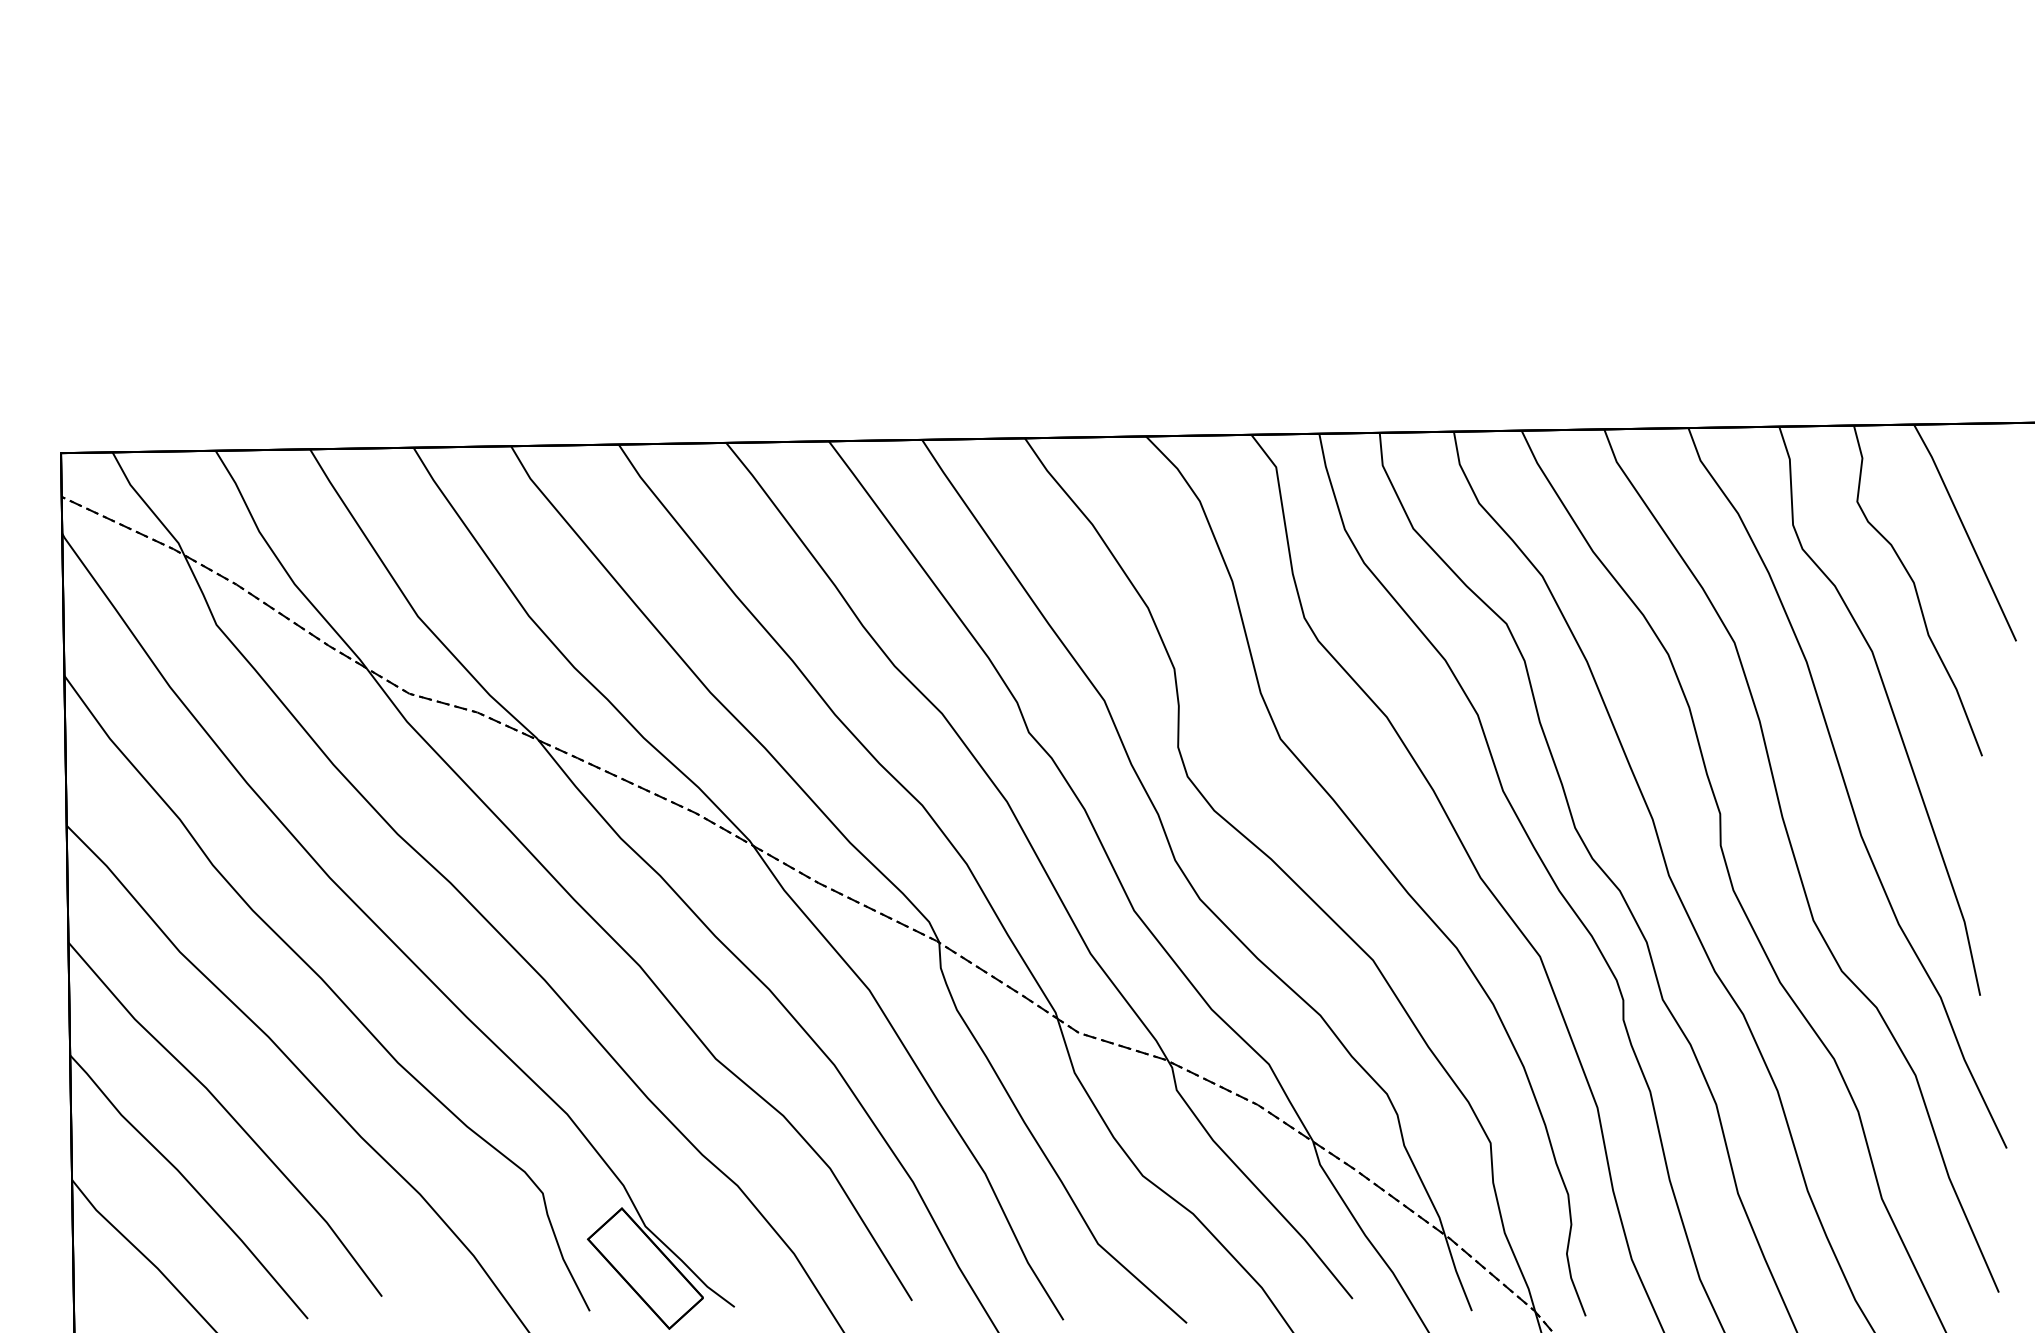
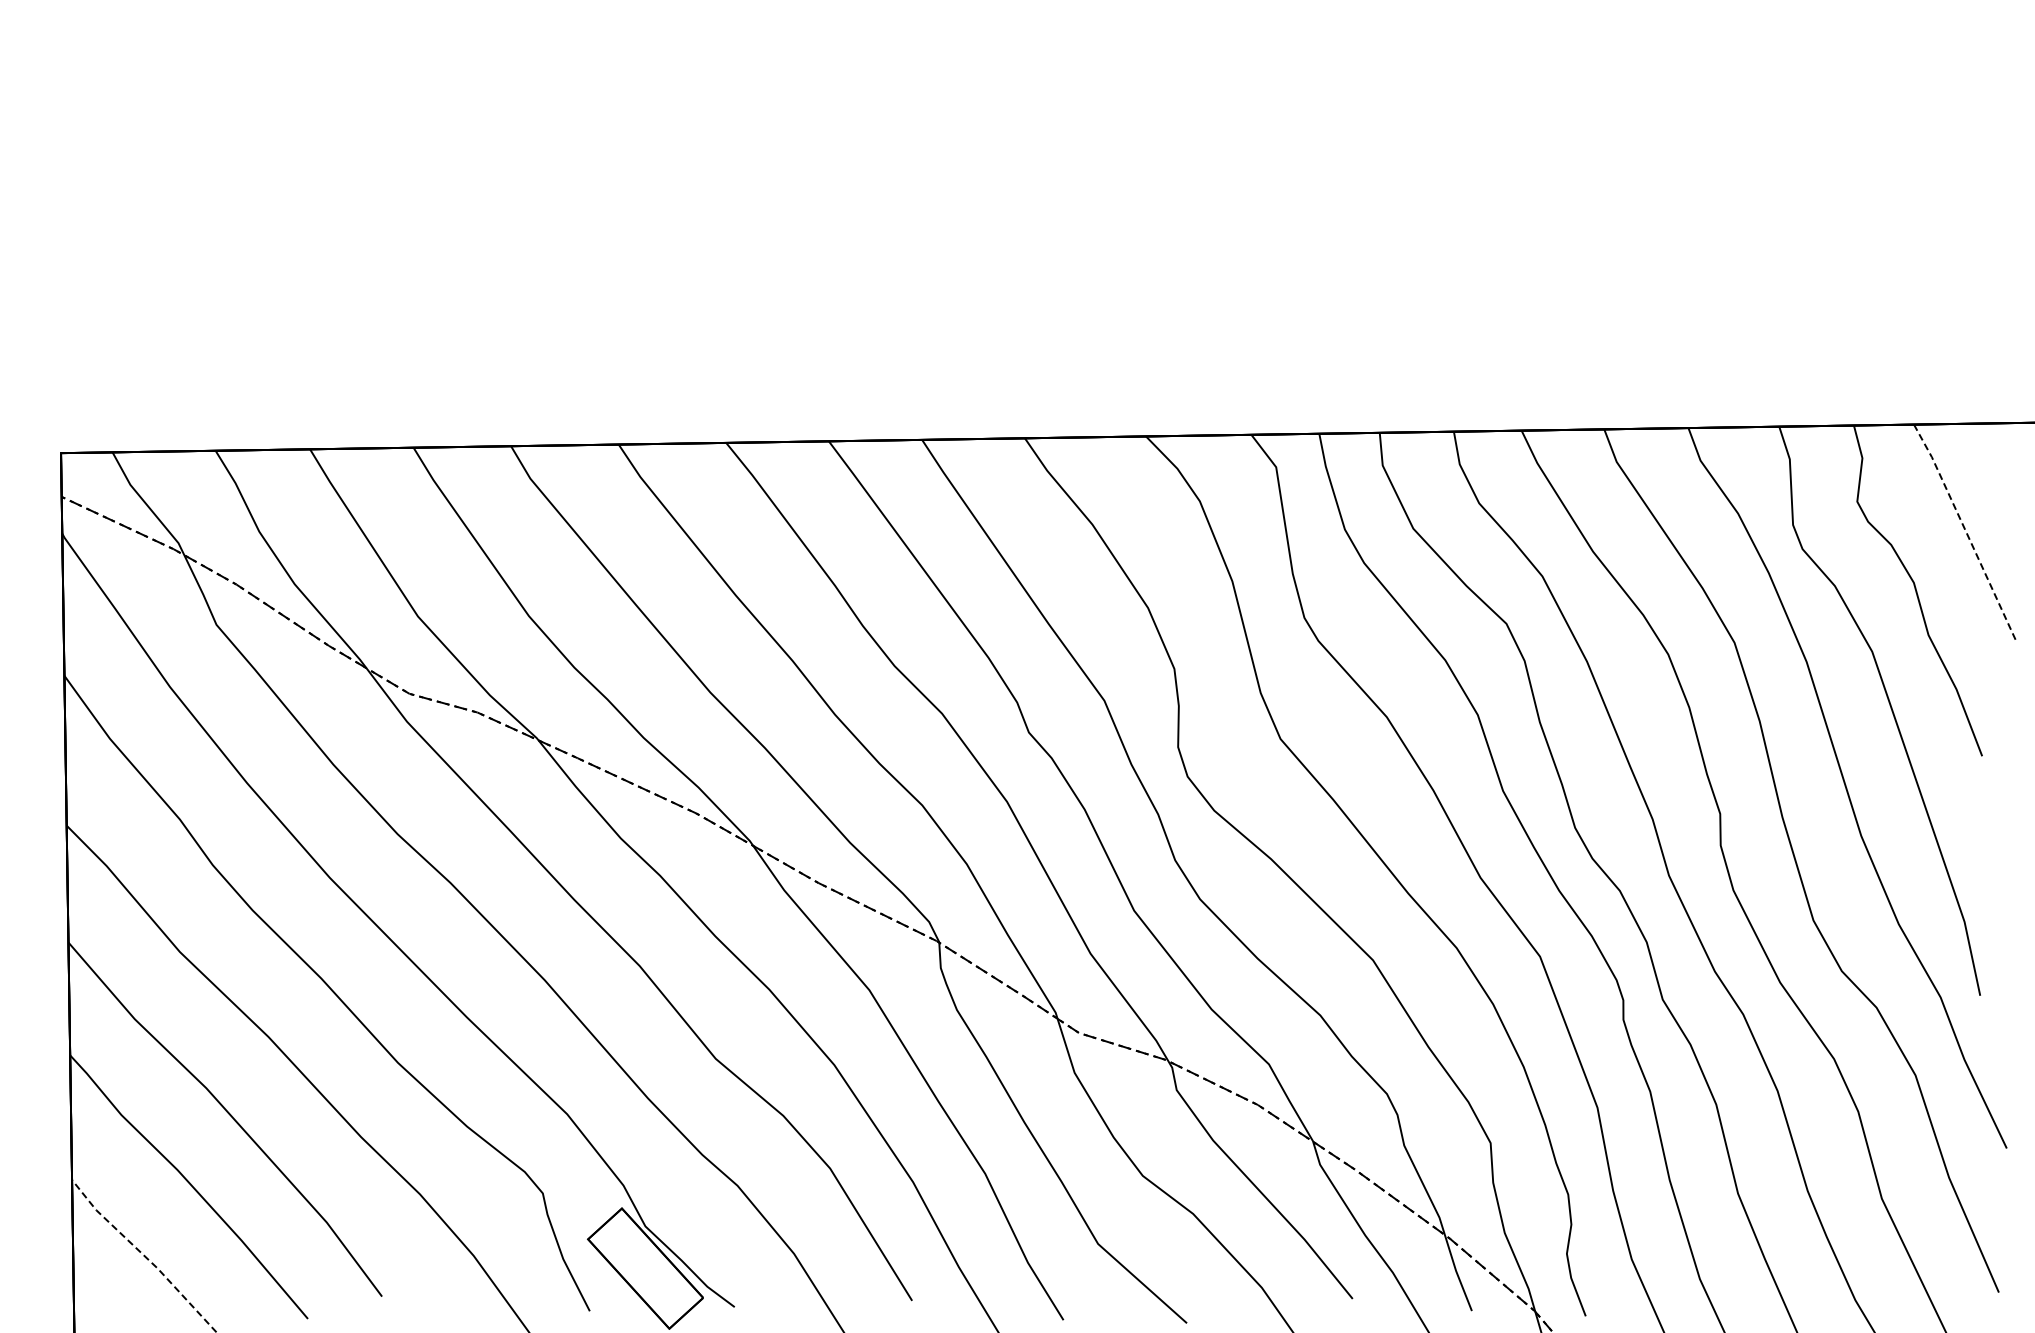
line: solid -> dashed (1965, 531)
line: solid -> dashed (143, 1255)
